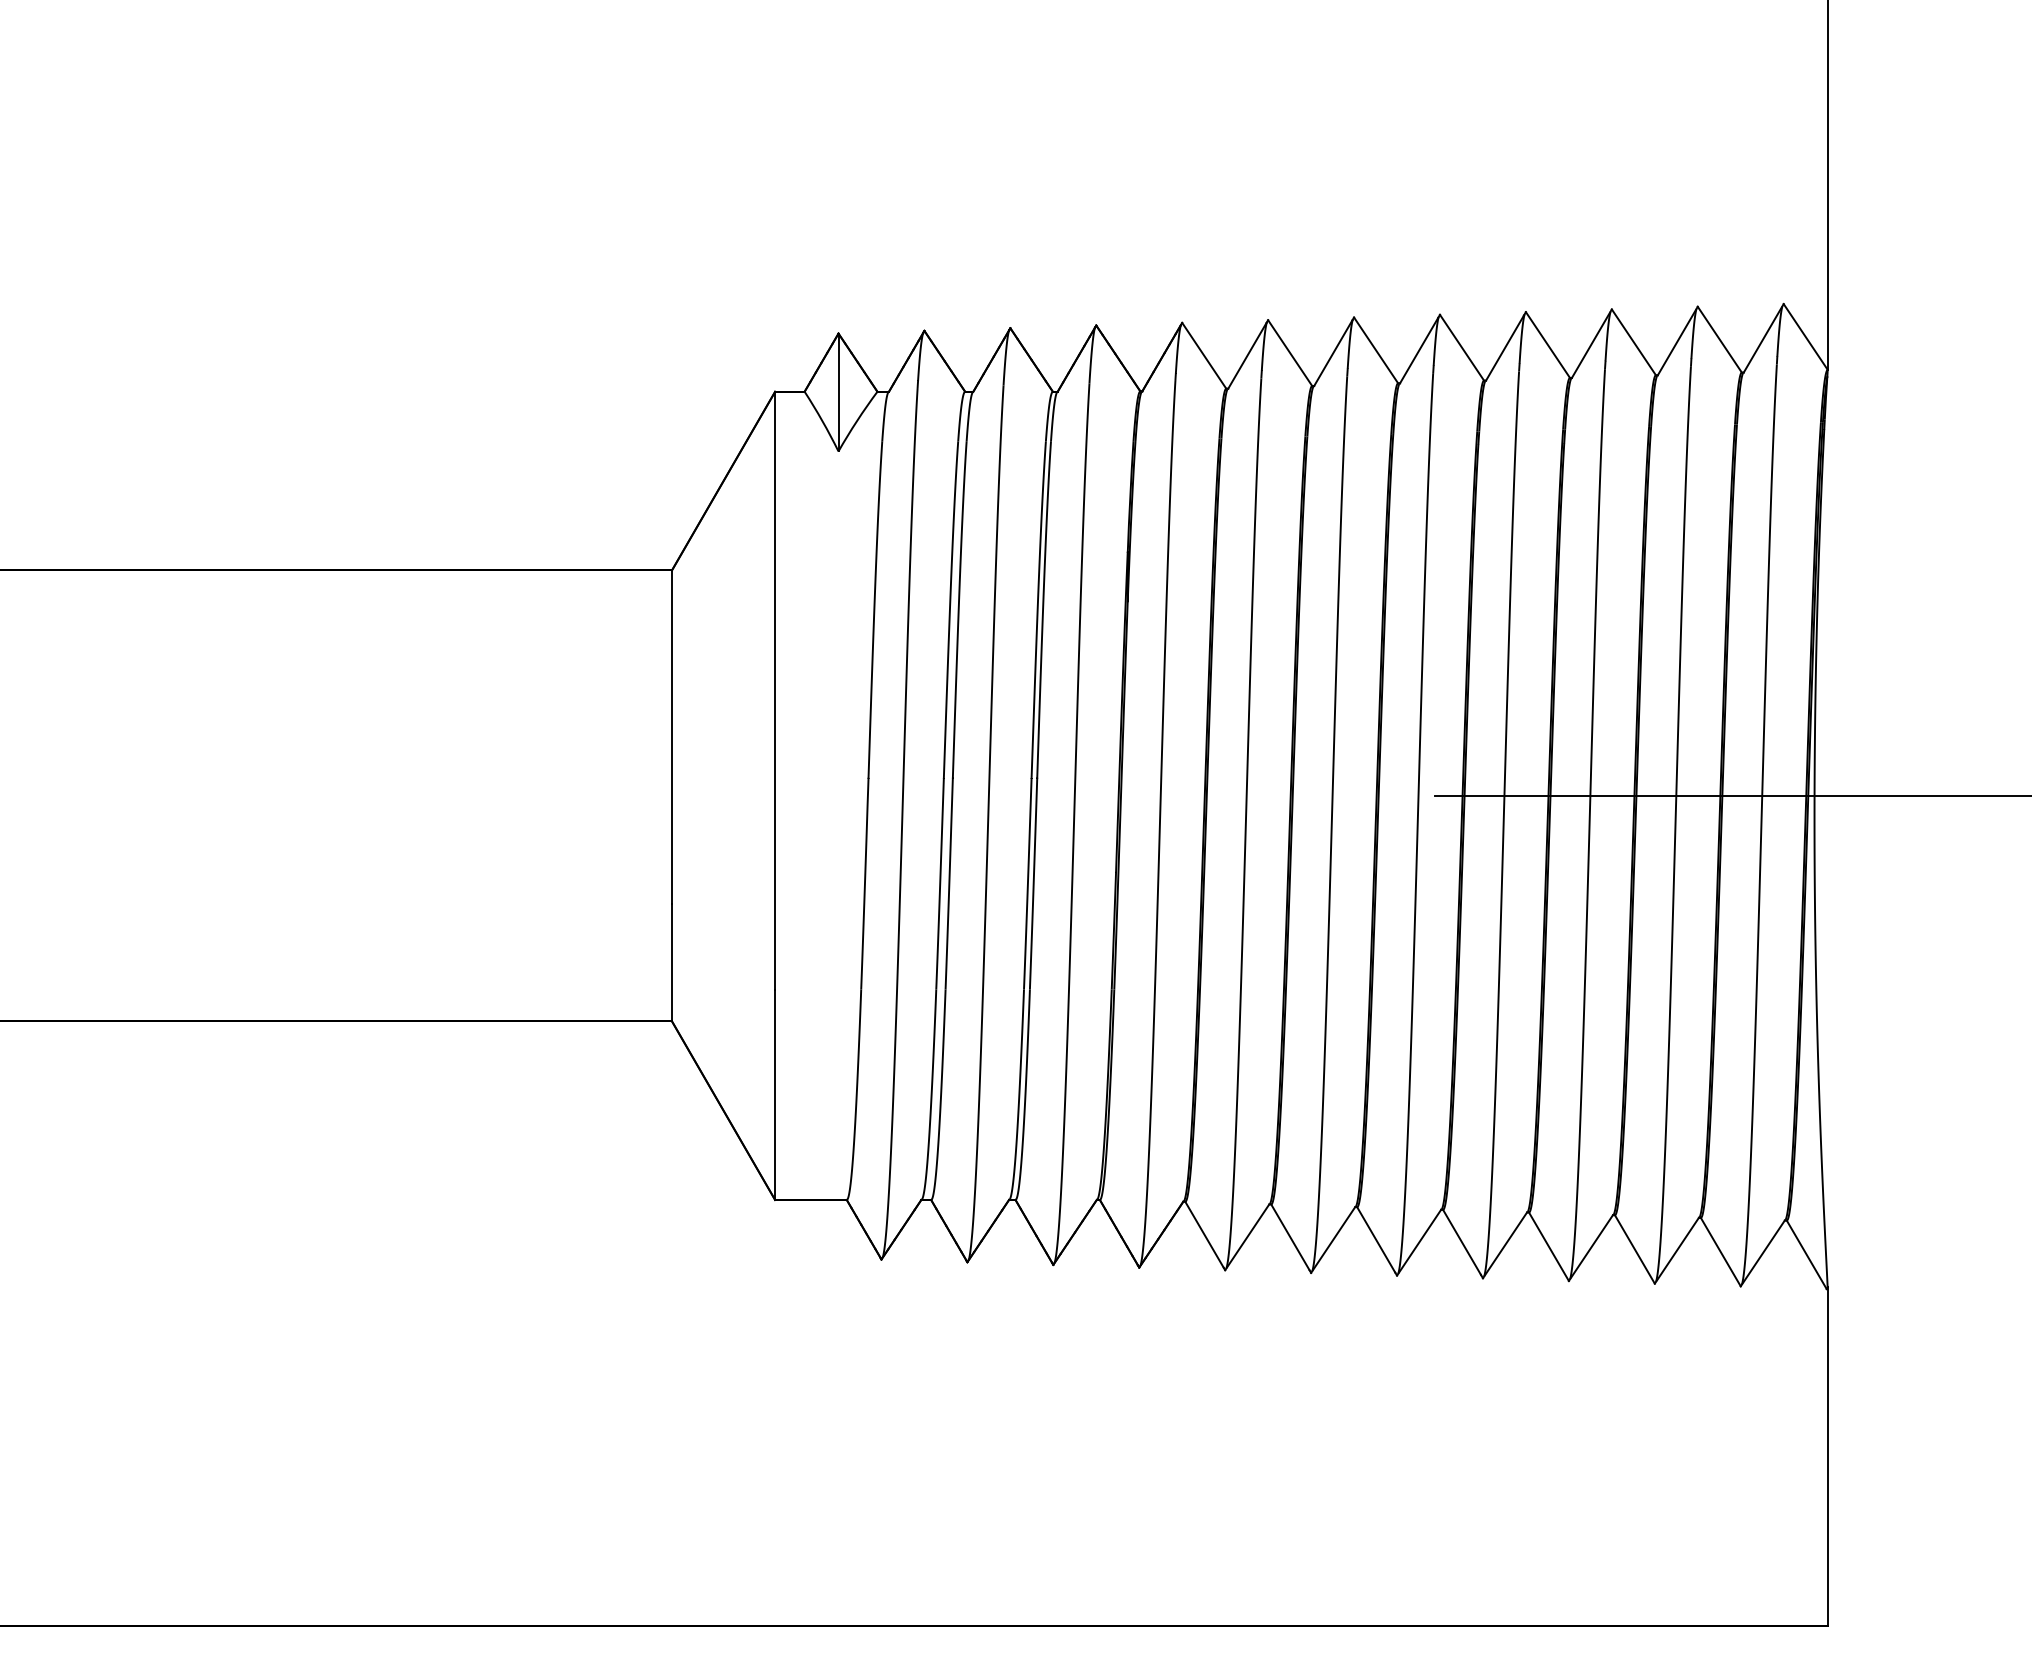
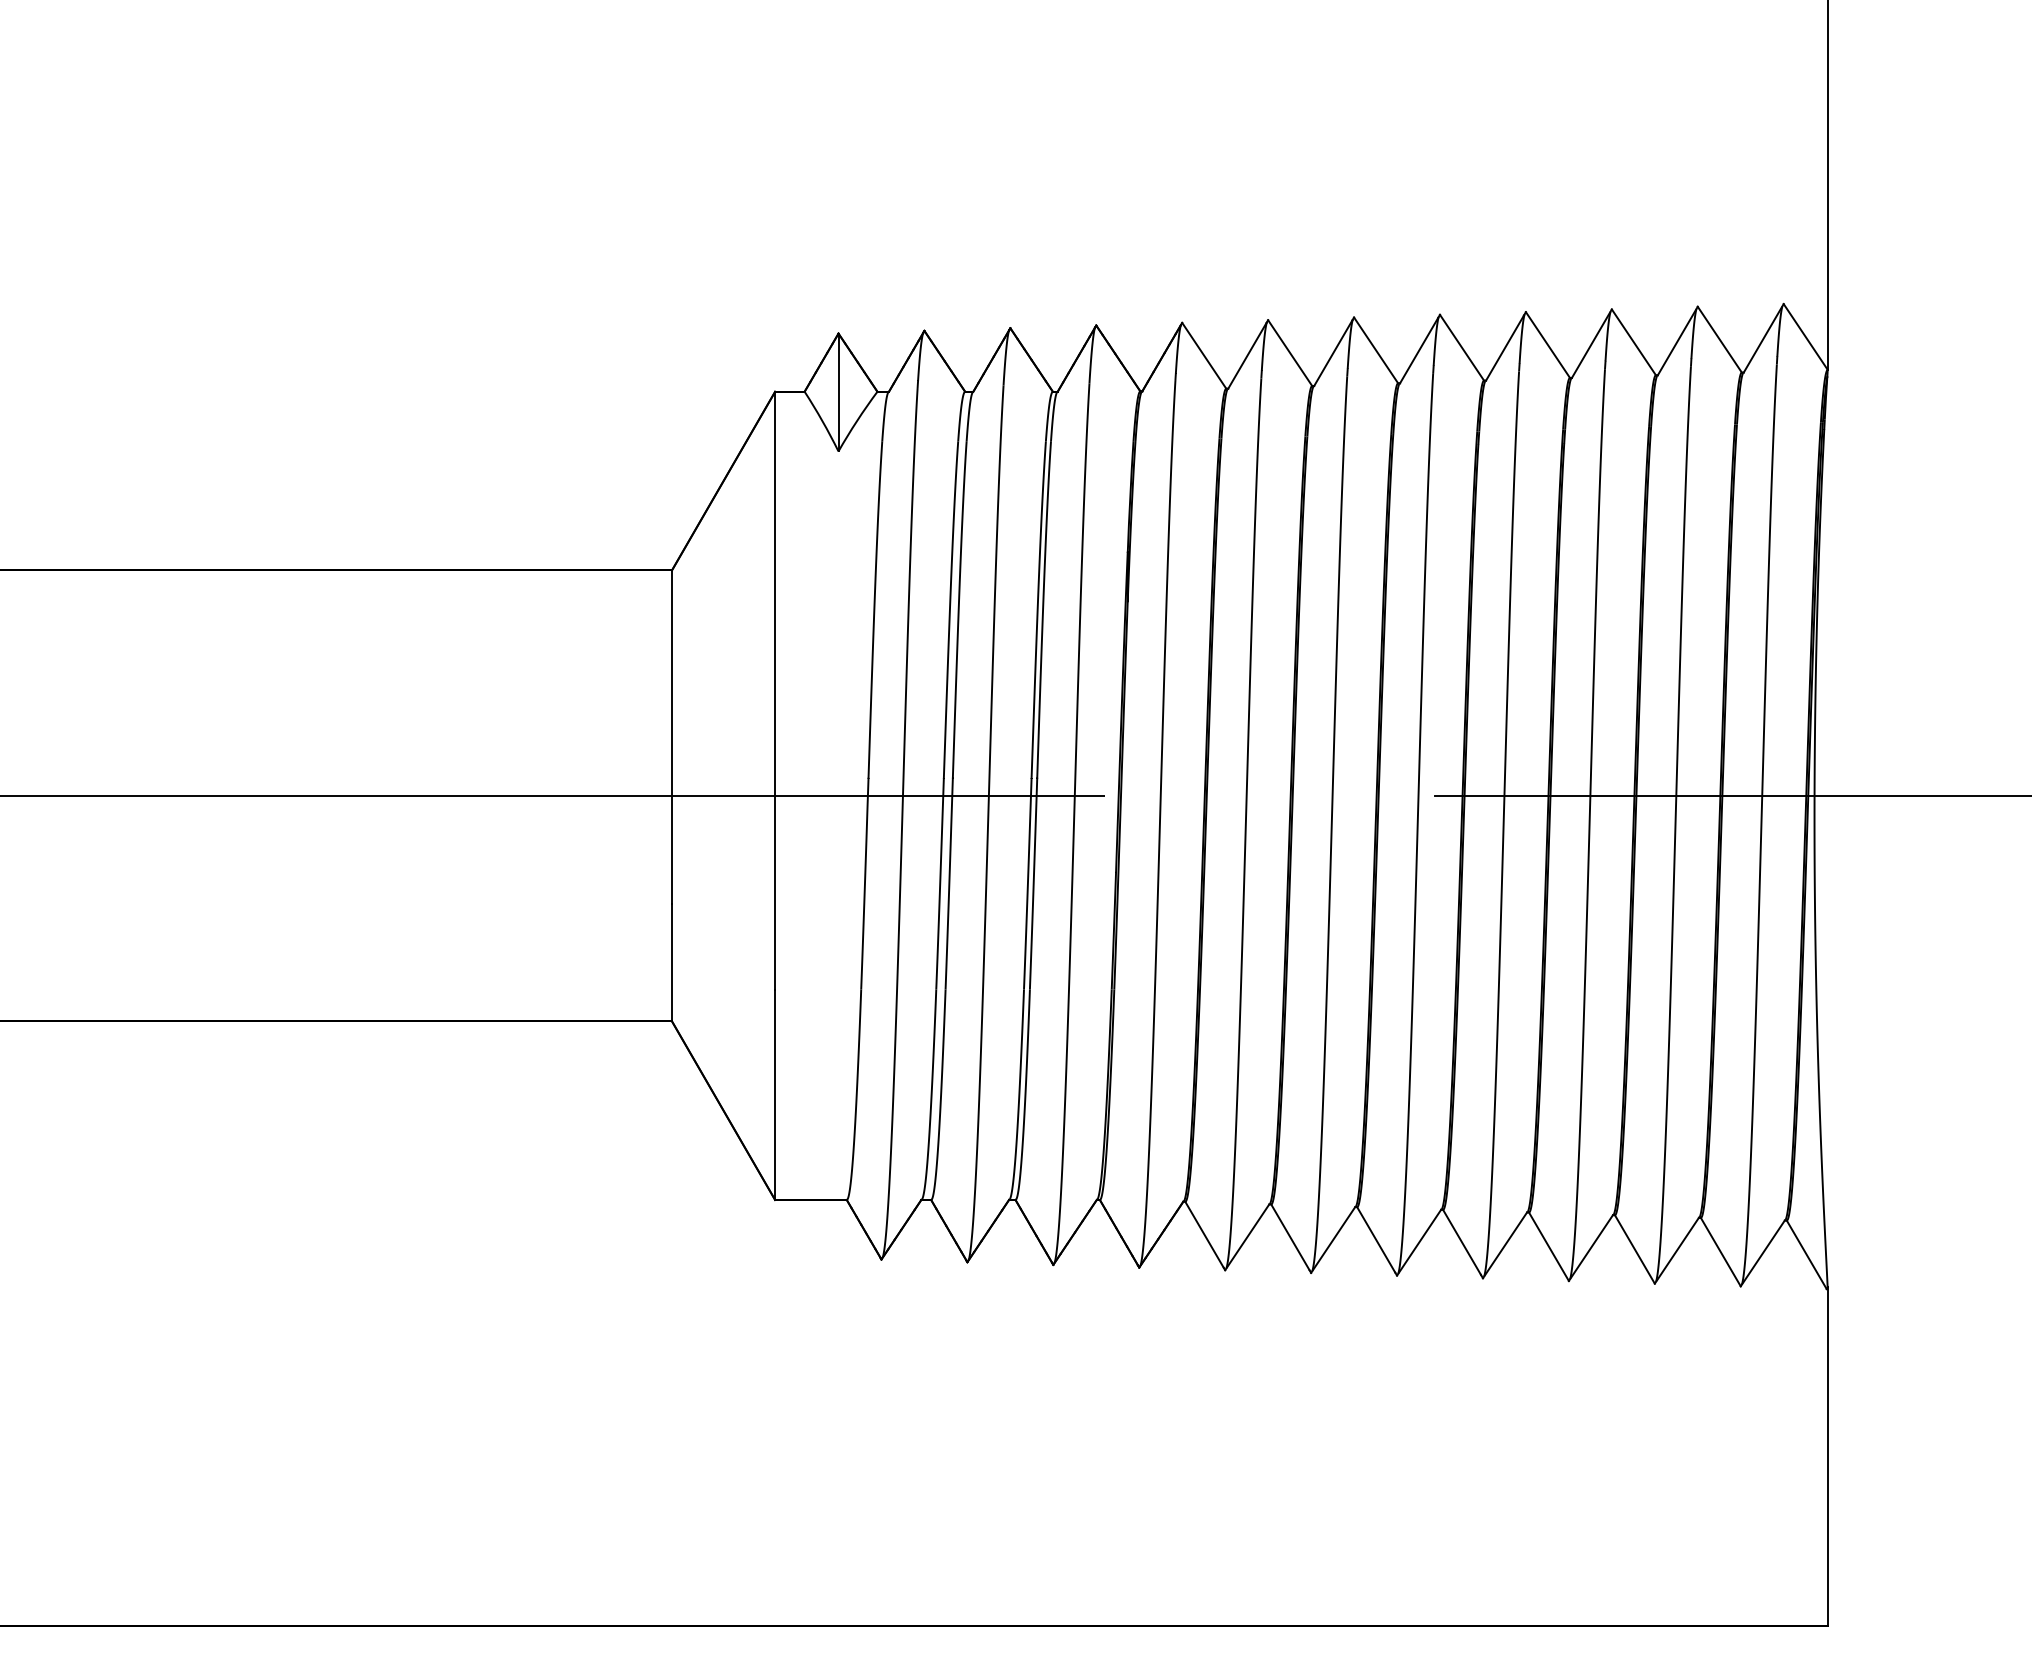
line: none -> present (553, 795)
